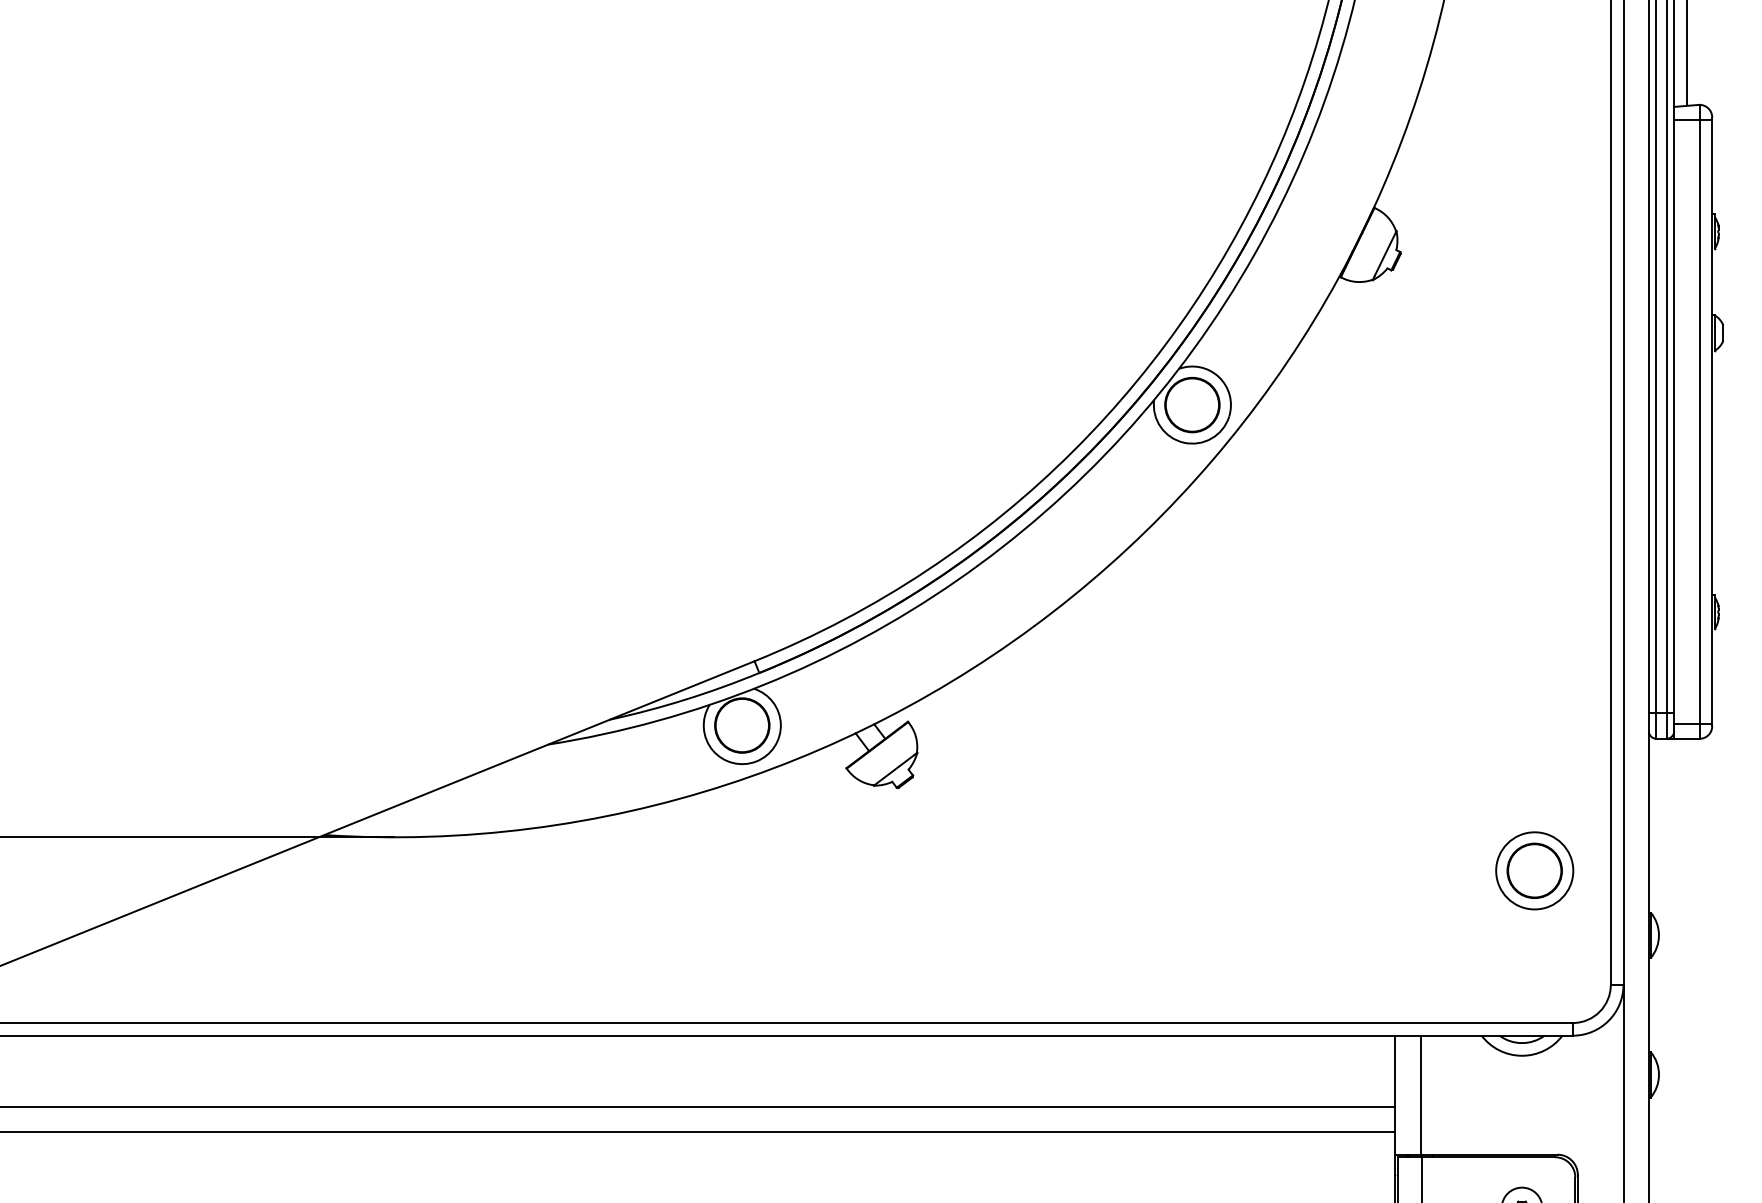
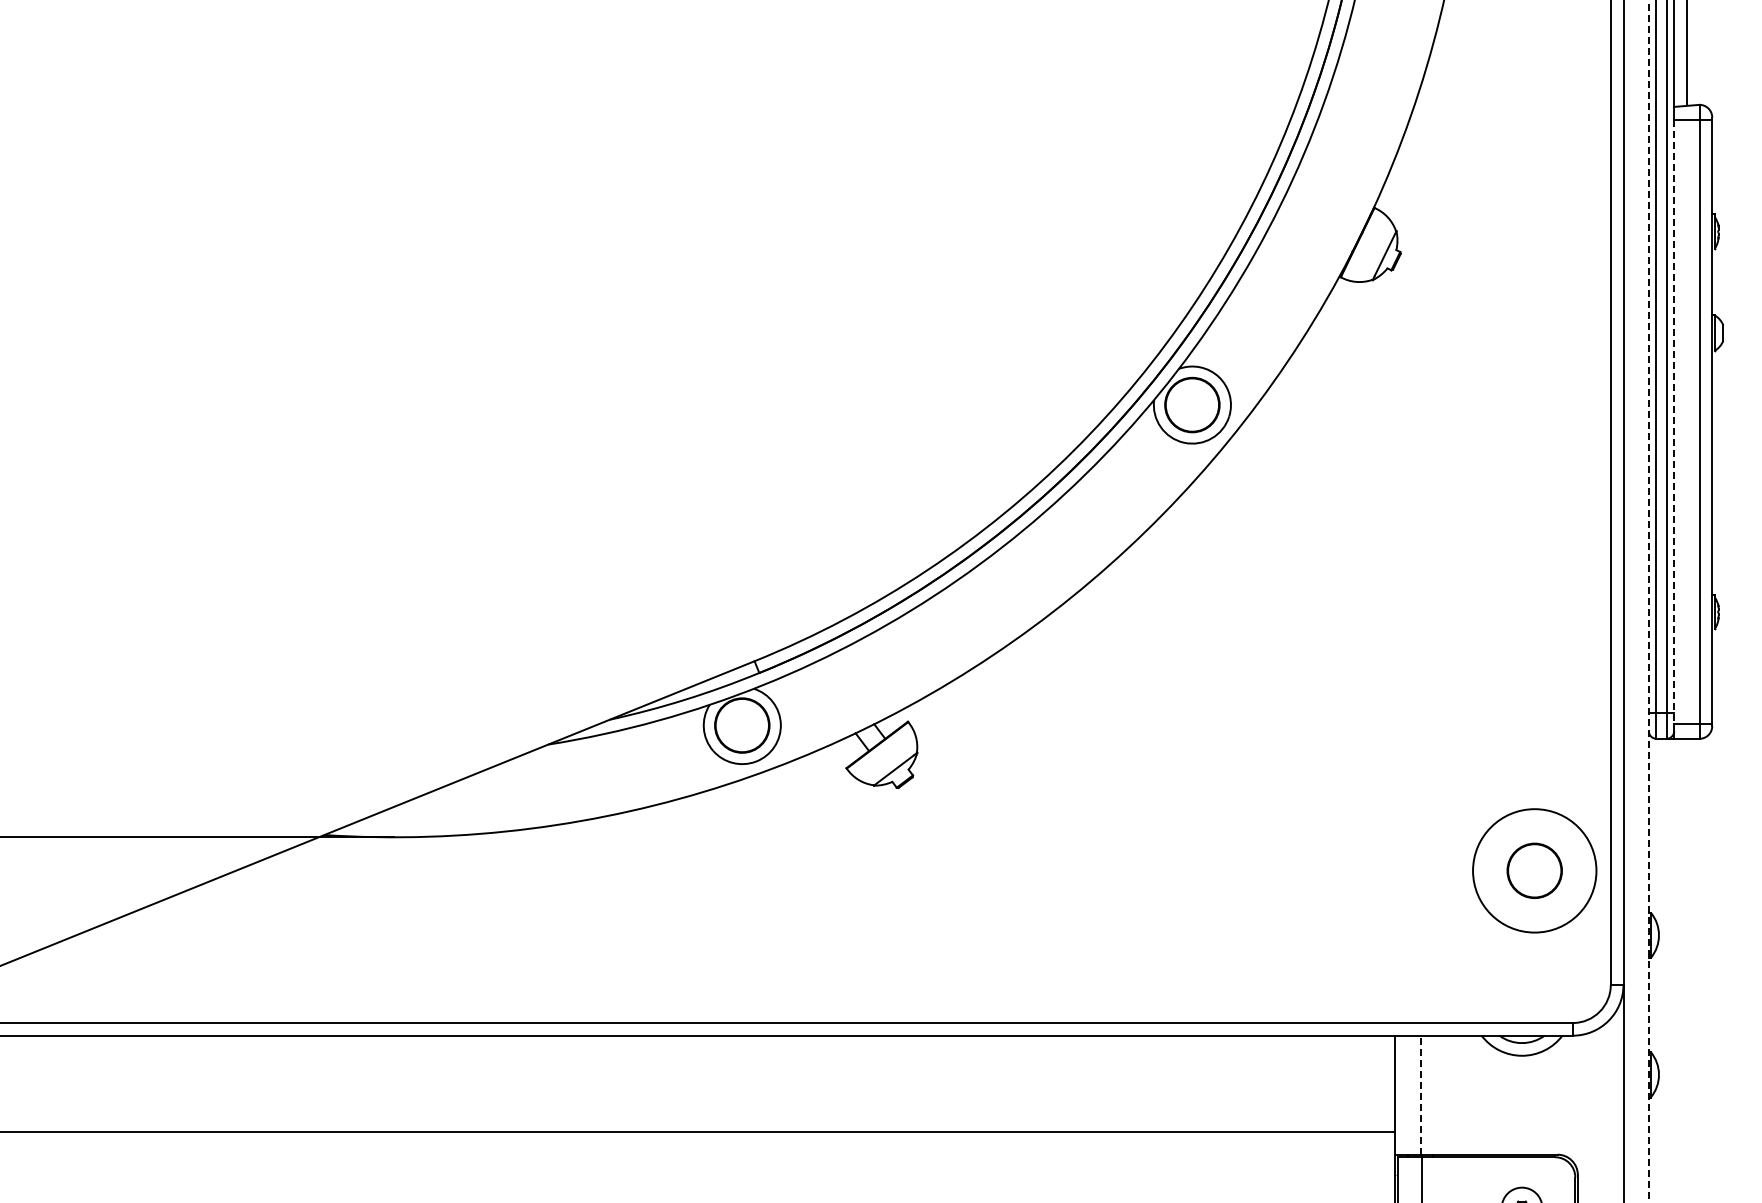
line: solid -> dashed (1674, 421)
line: solid -> dashed (1648, 601)
circle diameter: 77 px -> 123 px (1534, 870)
line: solid -> dashed (1420, 1094)
line: present -> none (698, 1106)
